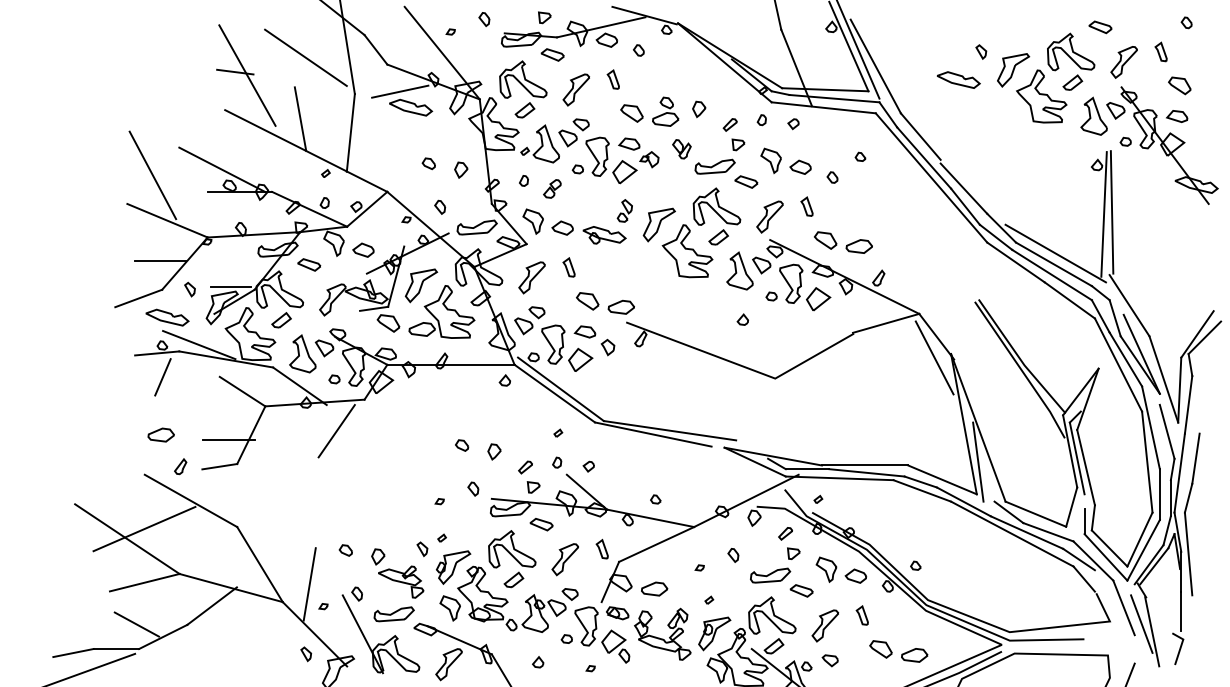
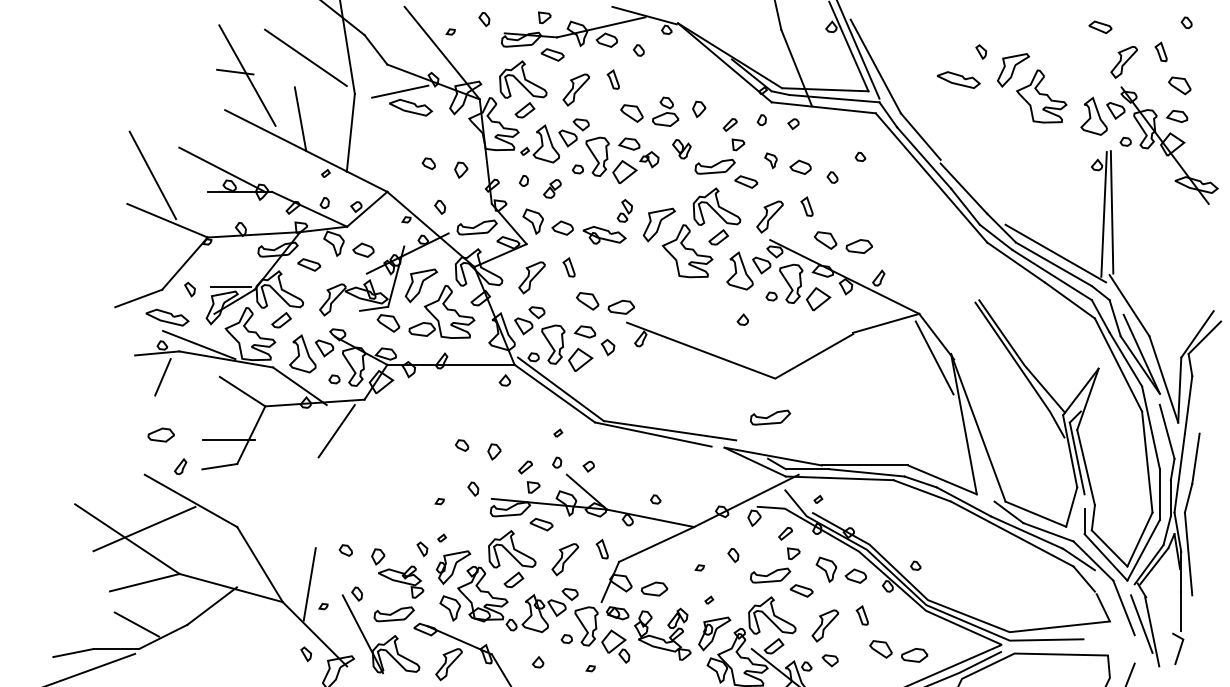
part: present -> none (1071, 61)
part size: 22x27 px -> 14x18 px (770, 160)
line: present -> none (160, 260)
part: none -> present (770, 417)
line: present -> none (978, 461)
